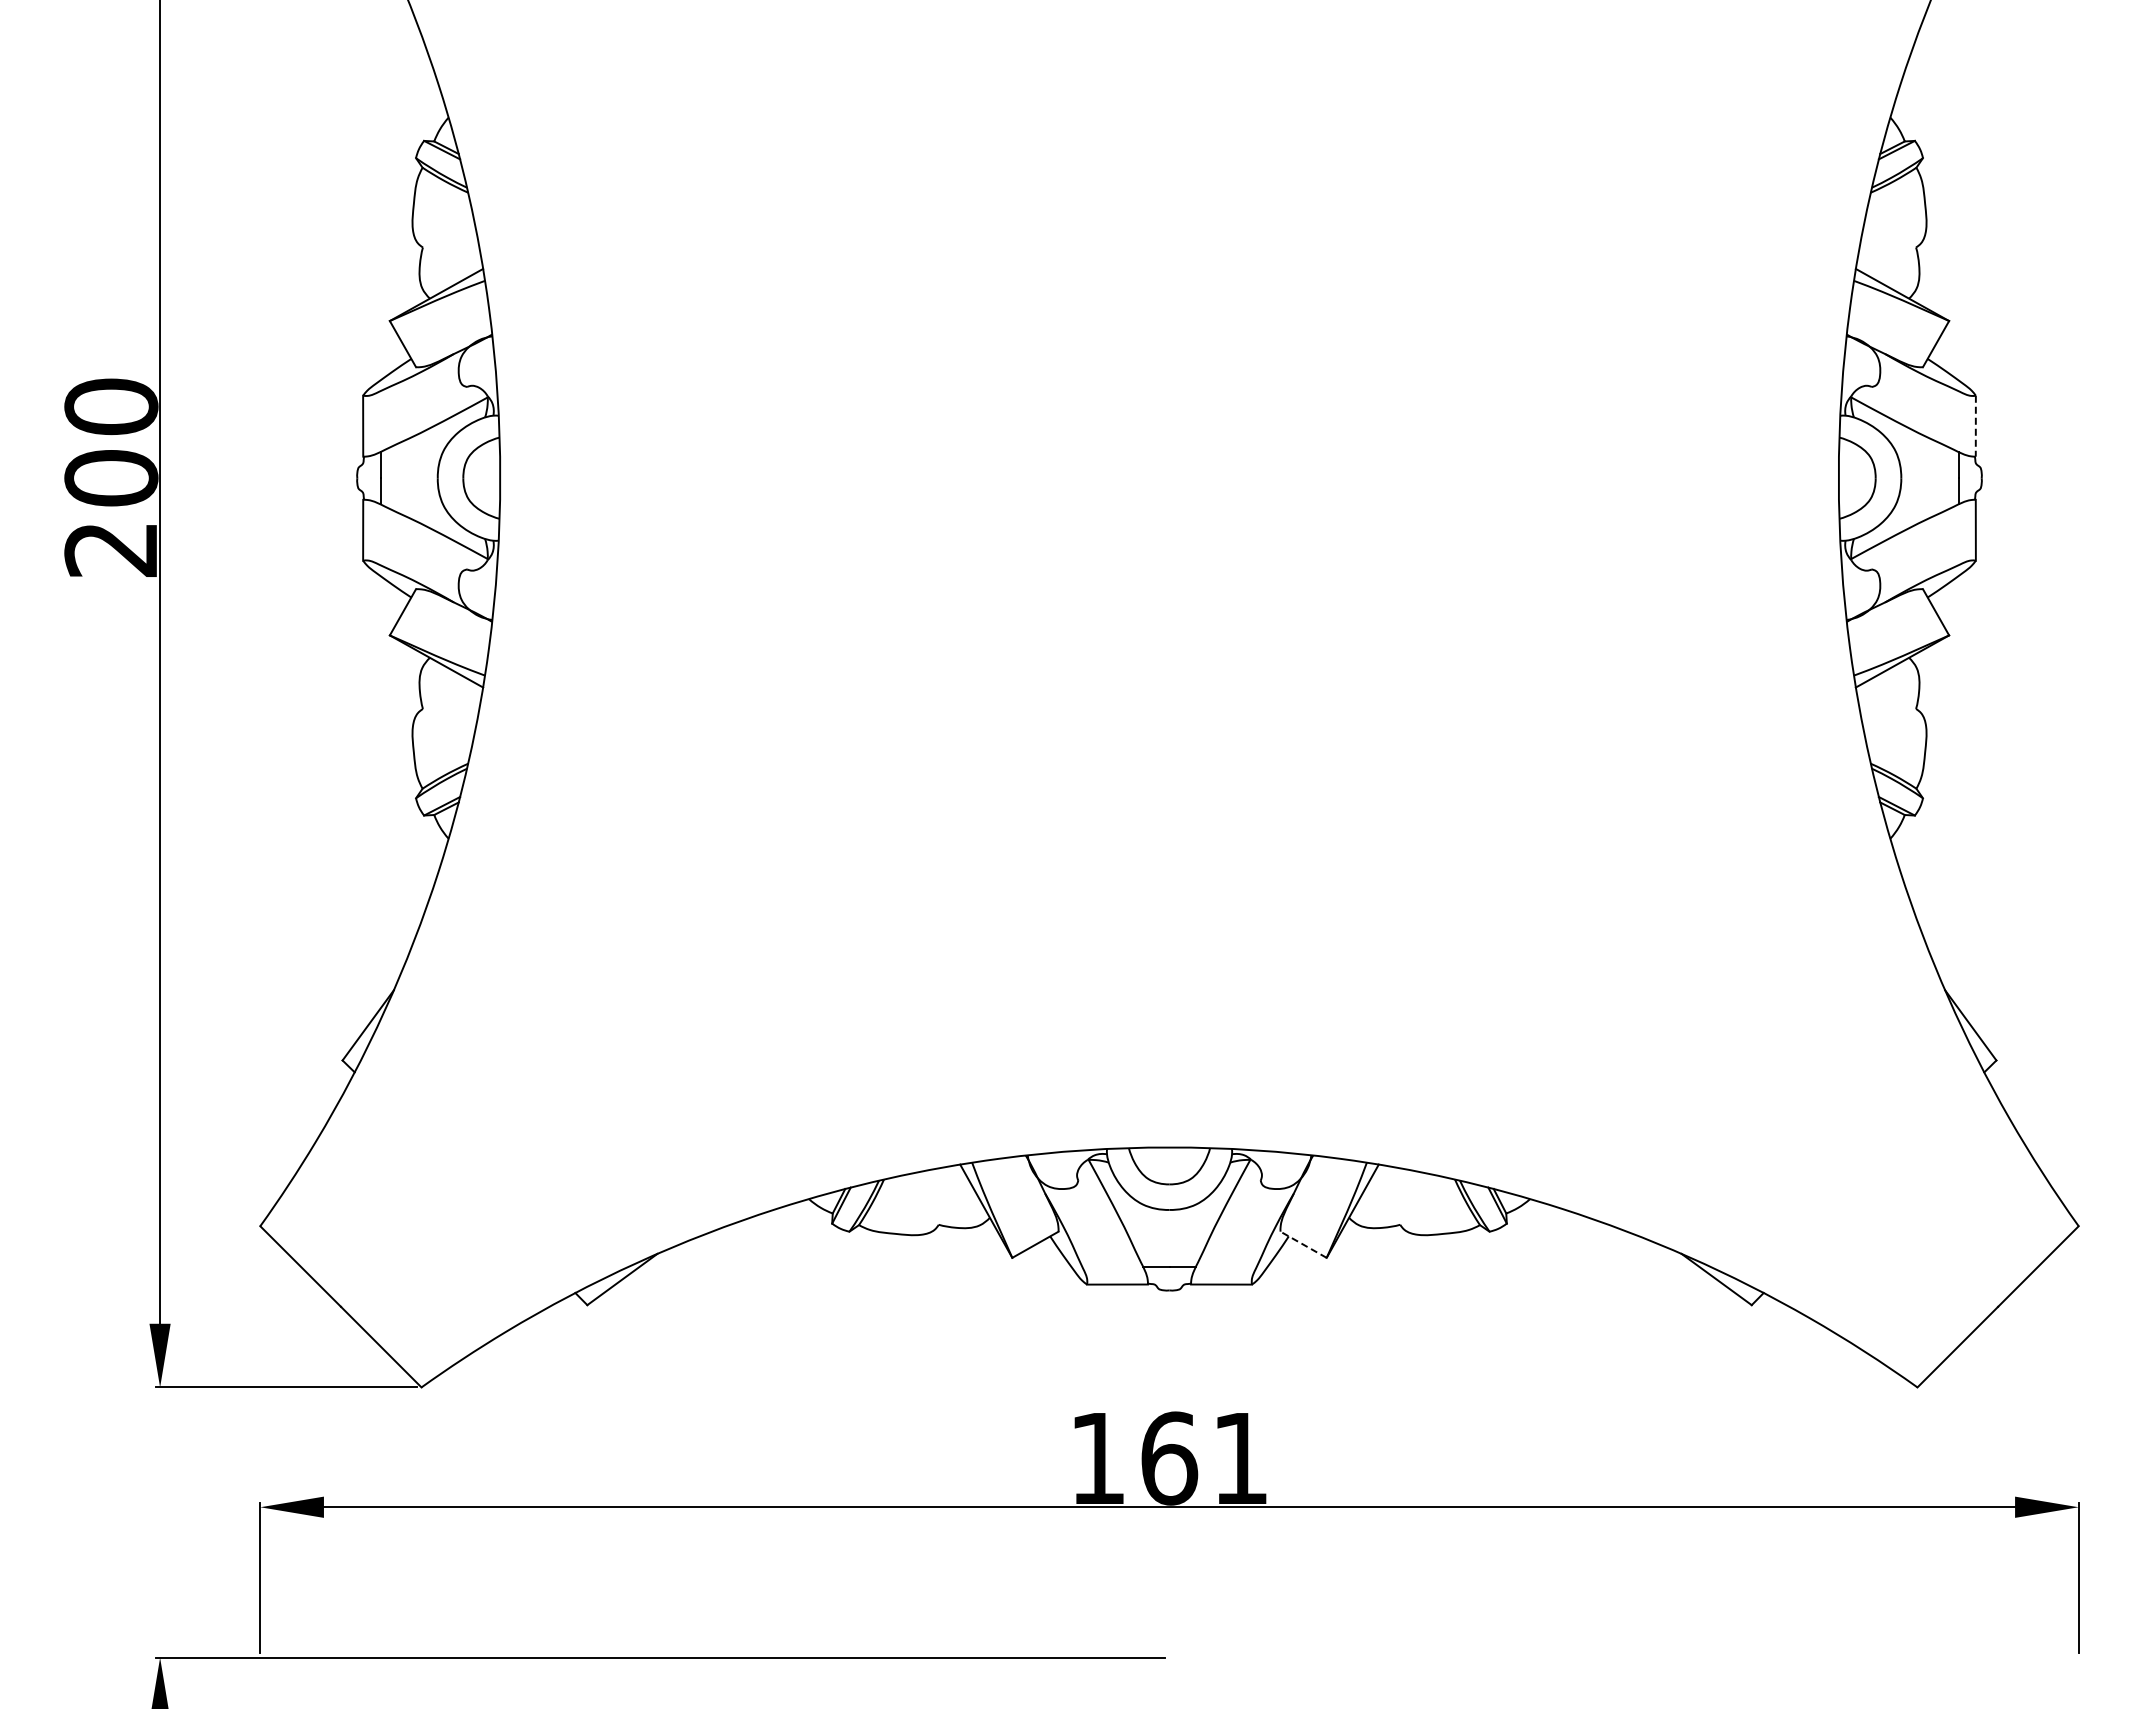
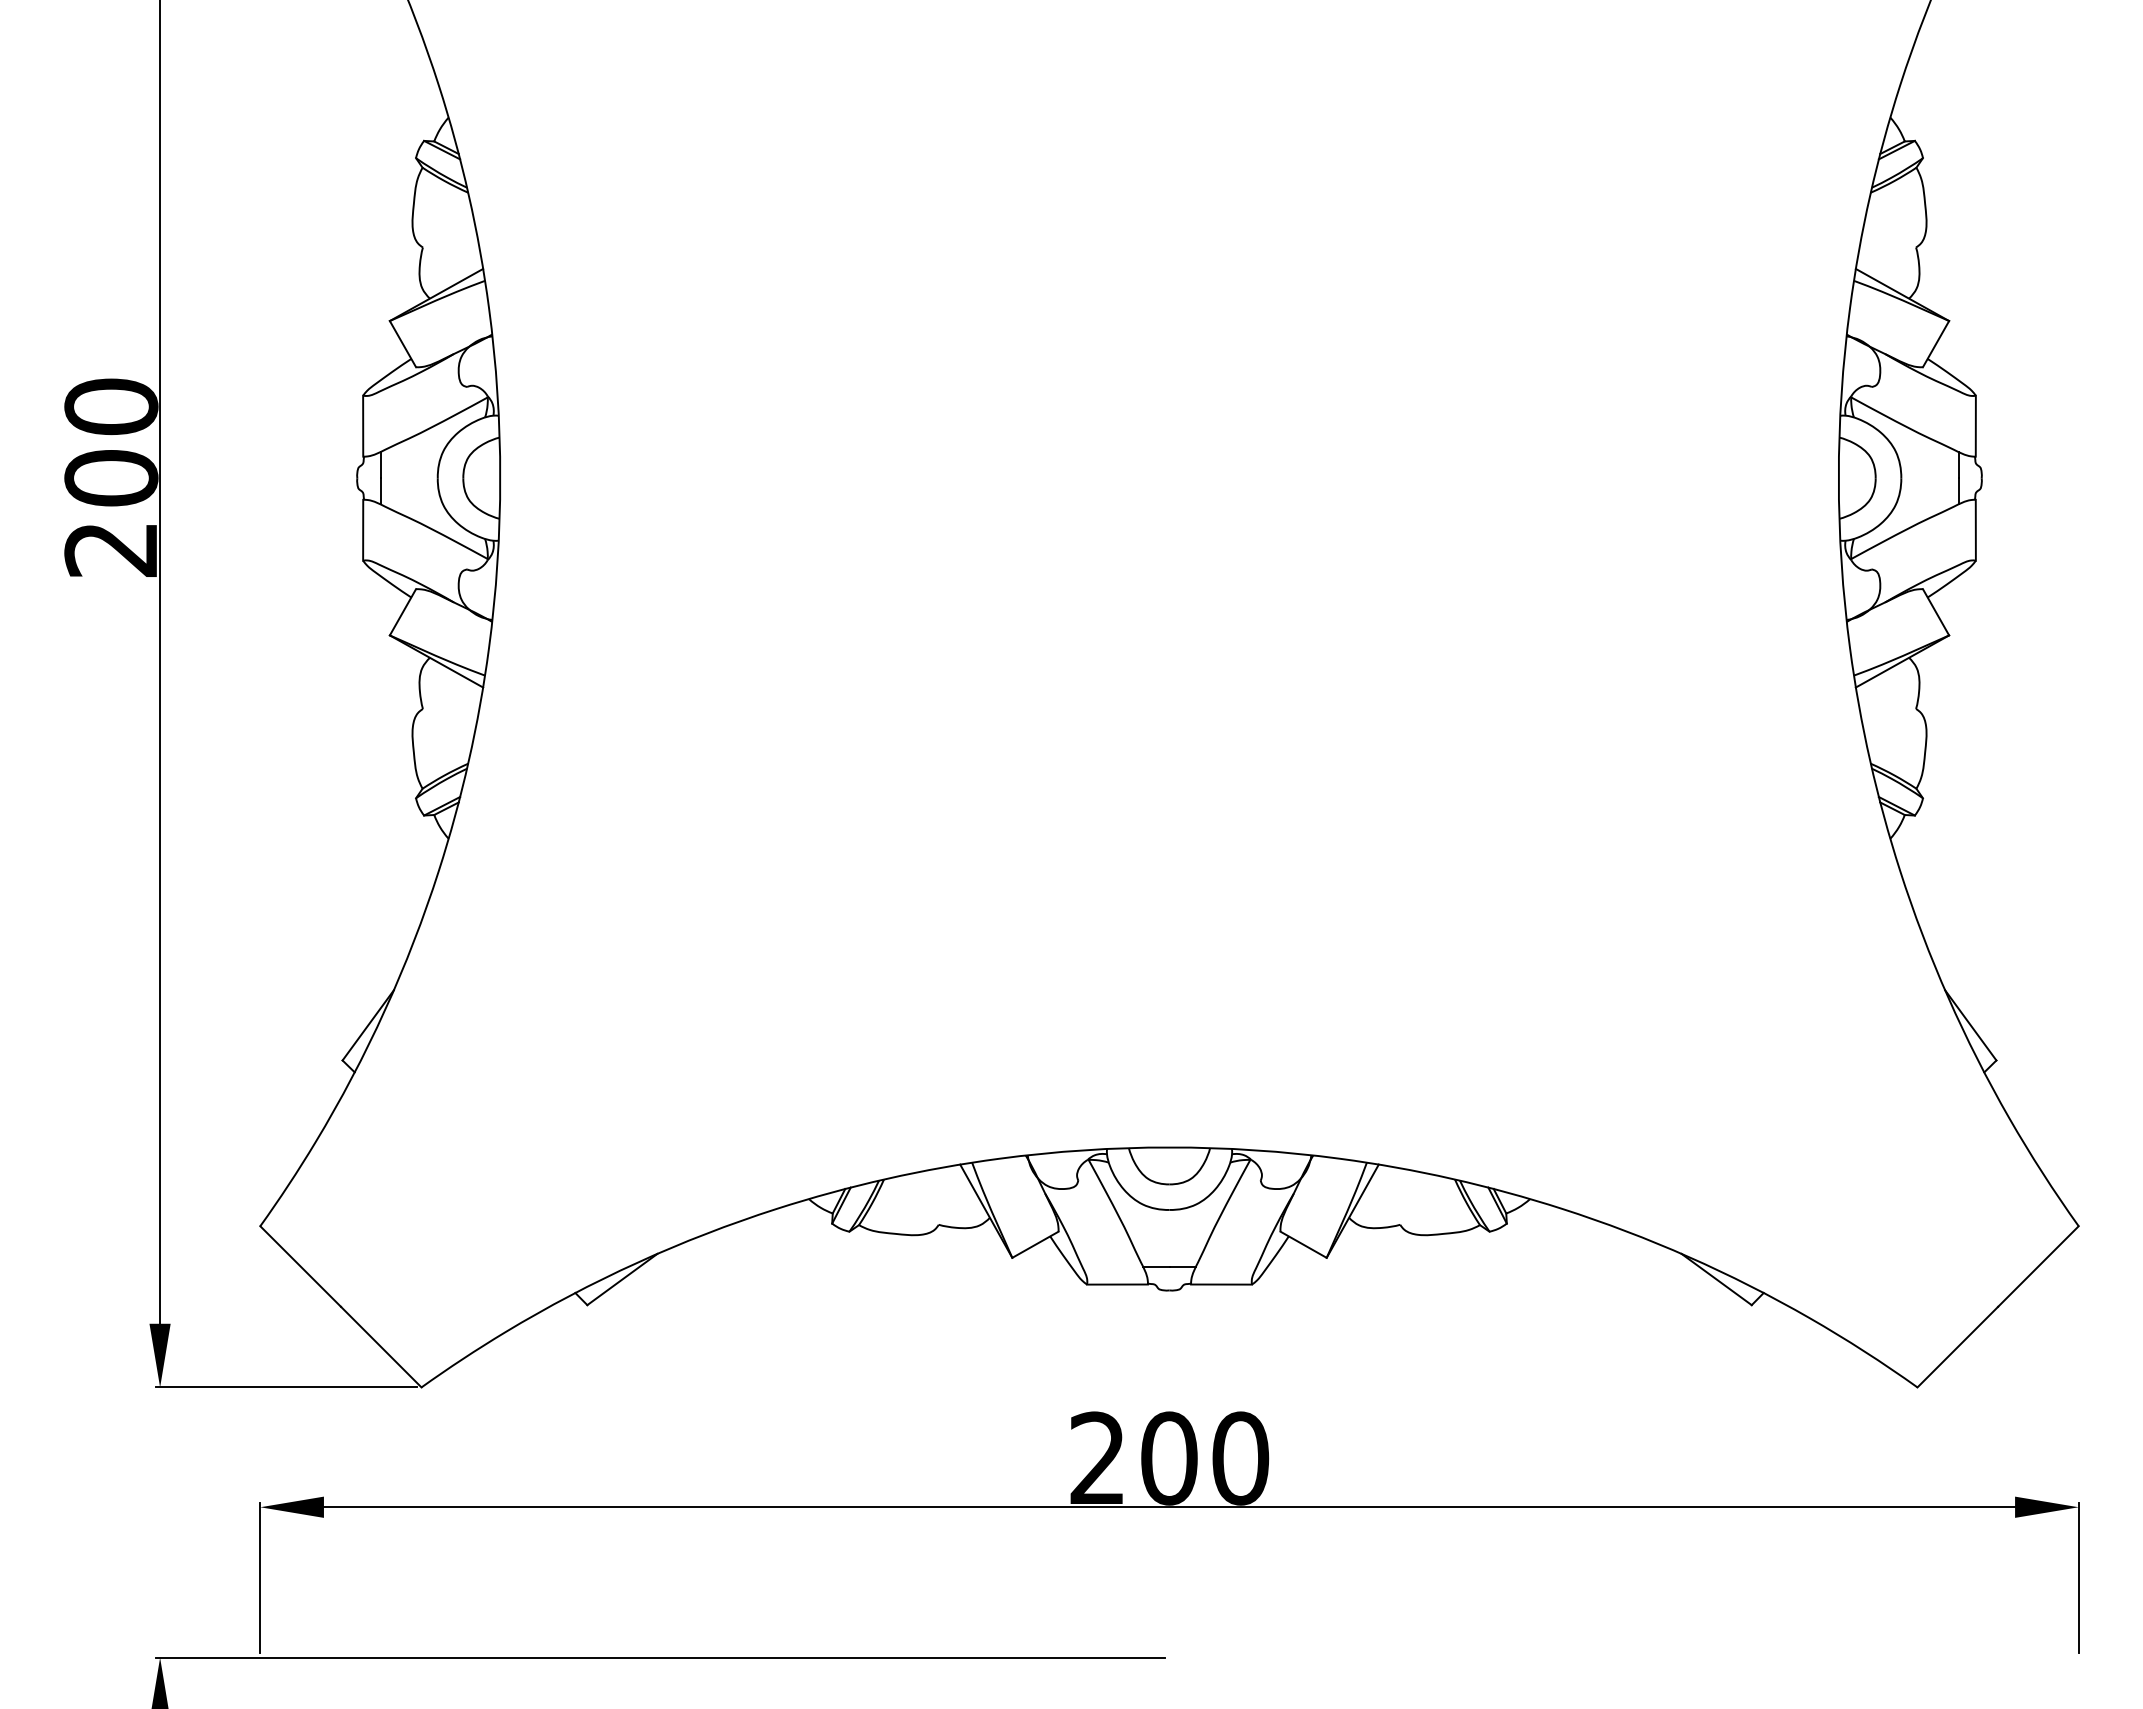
line: dashed -> solid (1975, 426)
line: dashed -> solid (1303, 1244)
text: 161 -> 200 (1169, 1458)
